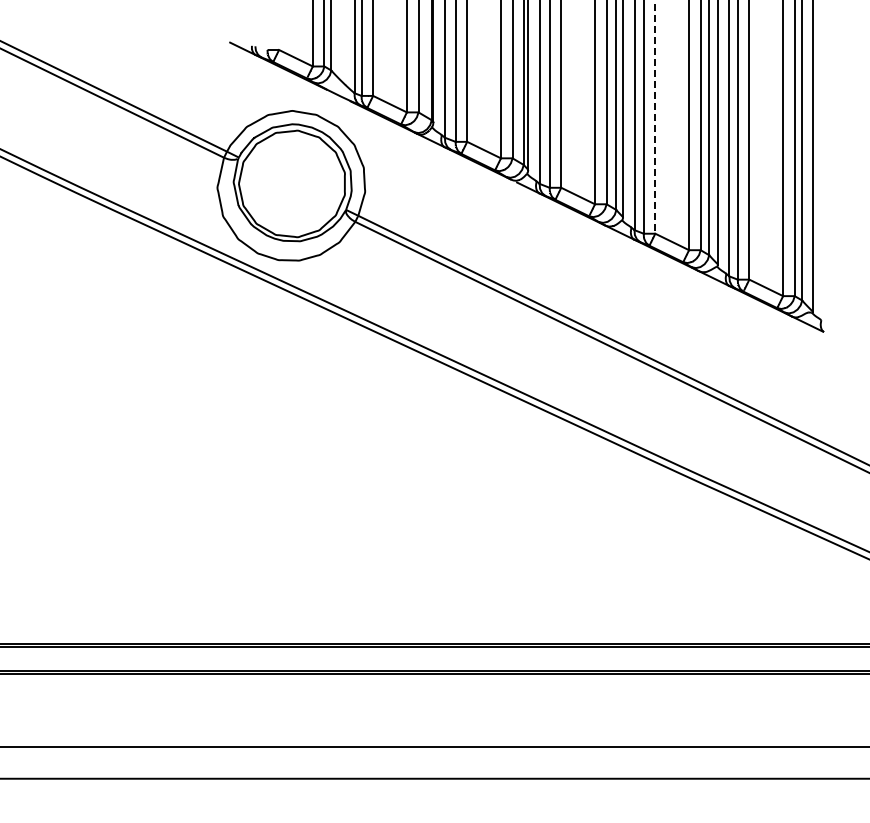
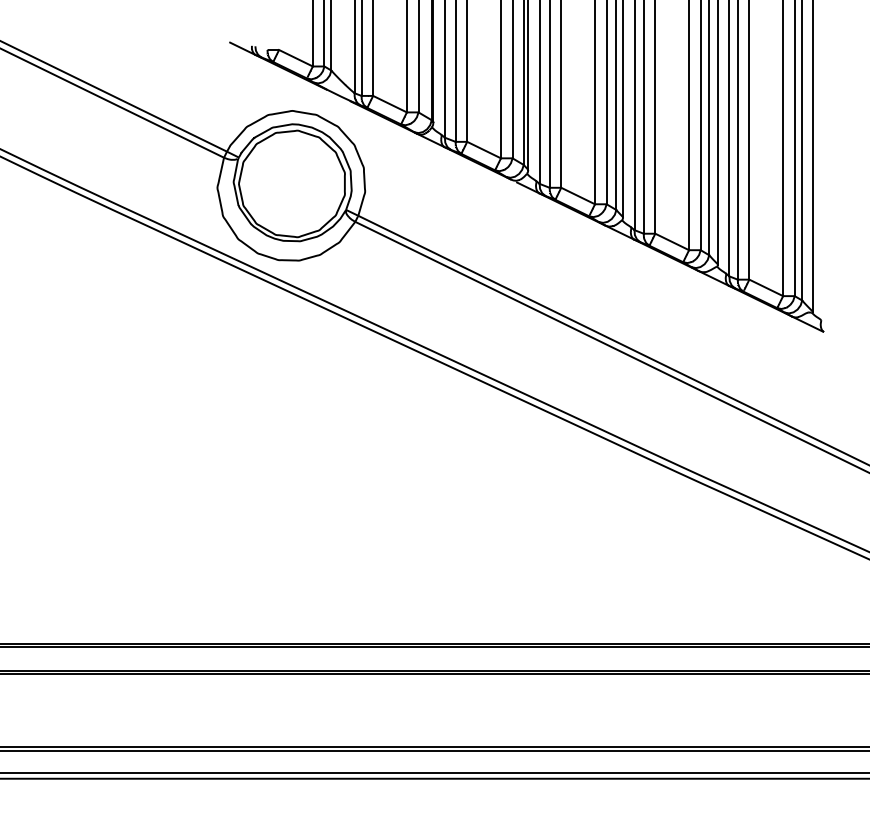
line: dashed -> solid (655, 117)
line: none -> present (434, 751)
line: none -> present (434, 772)
